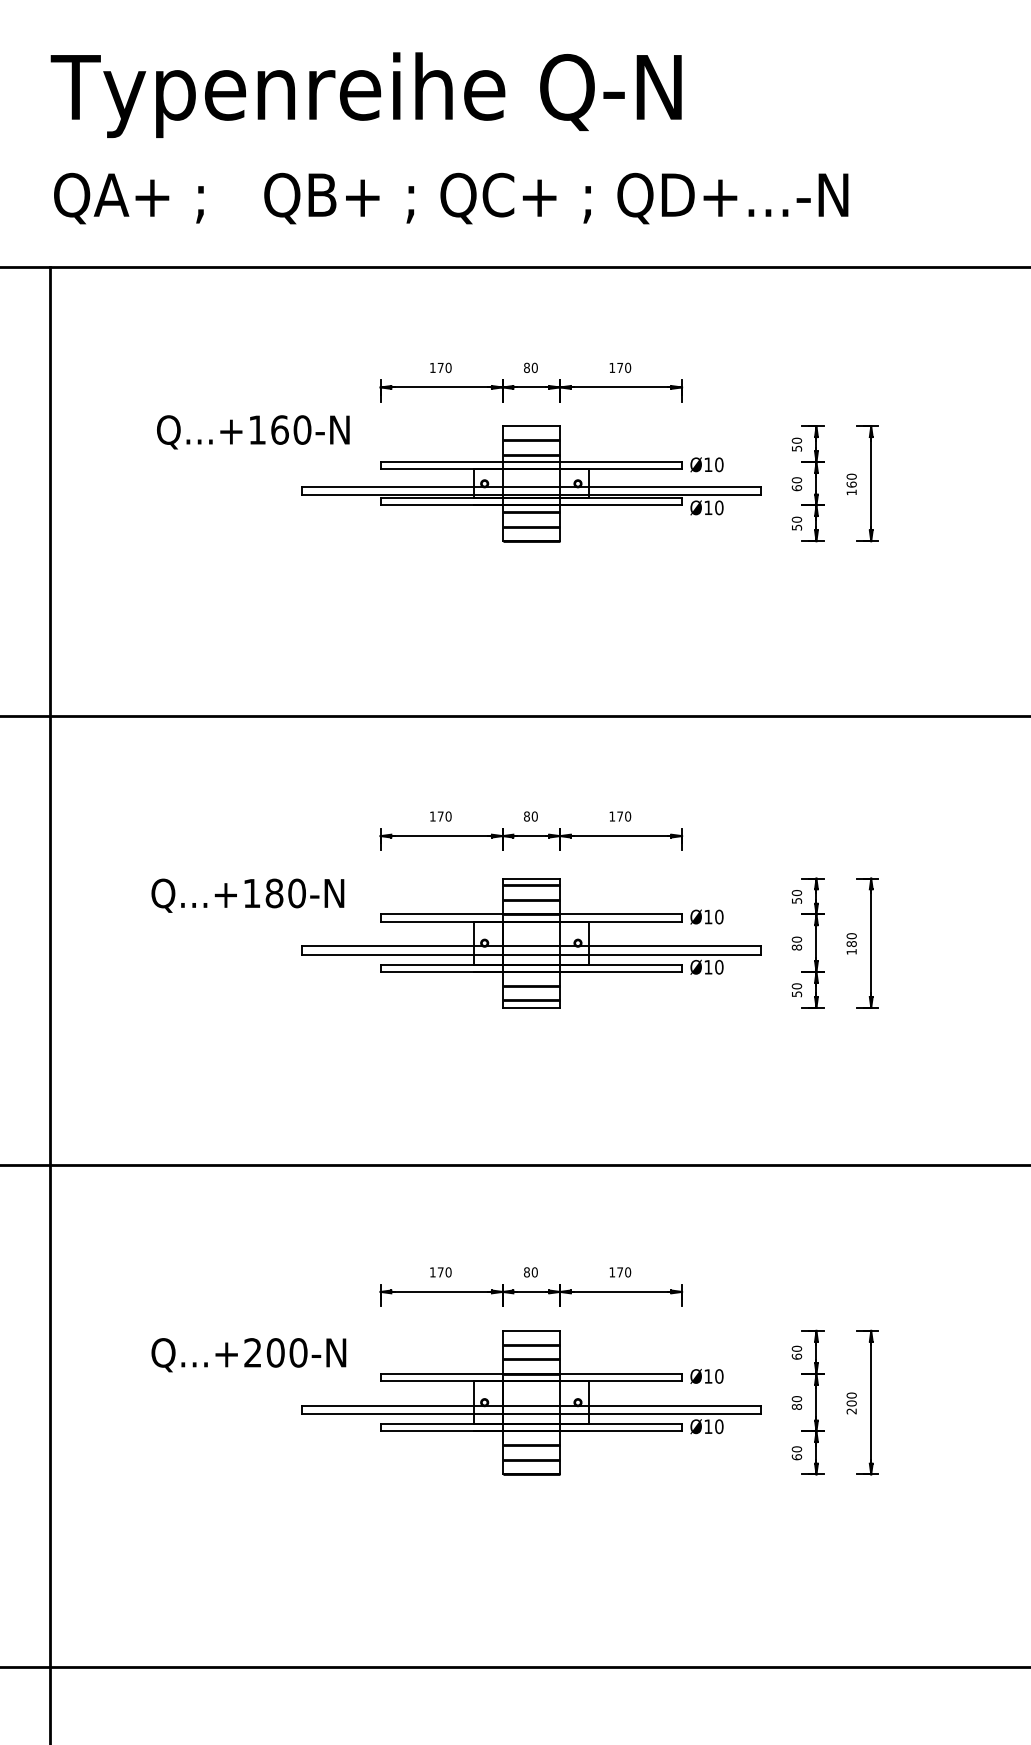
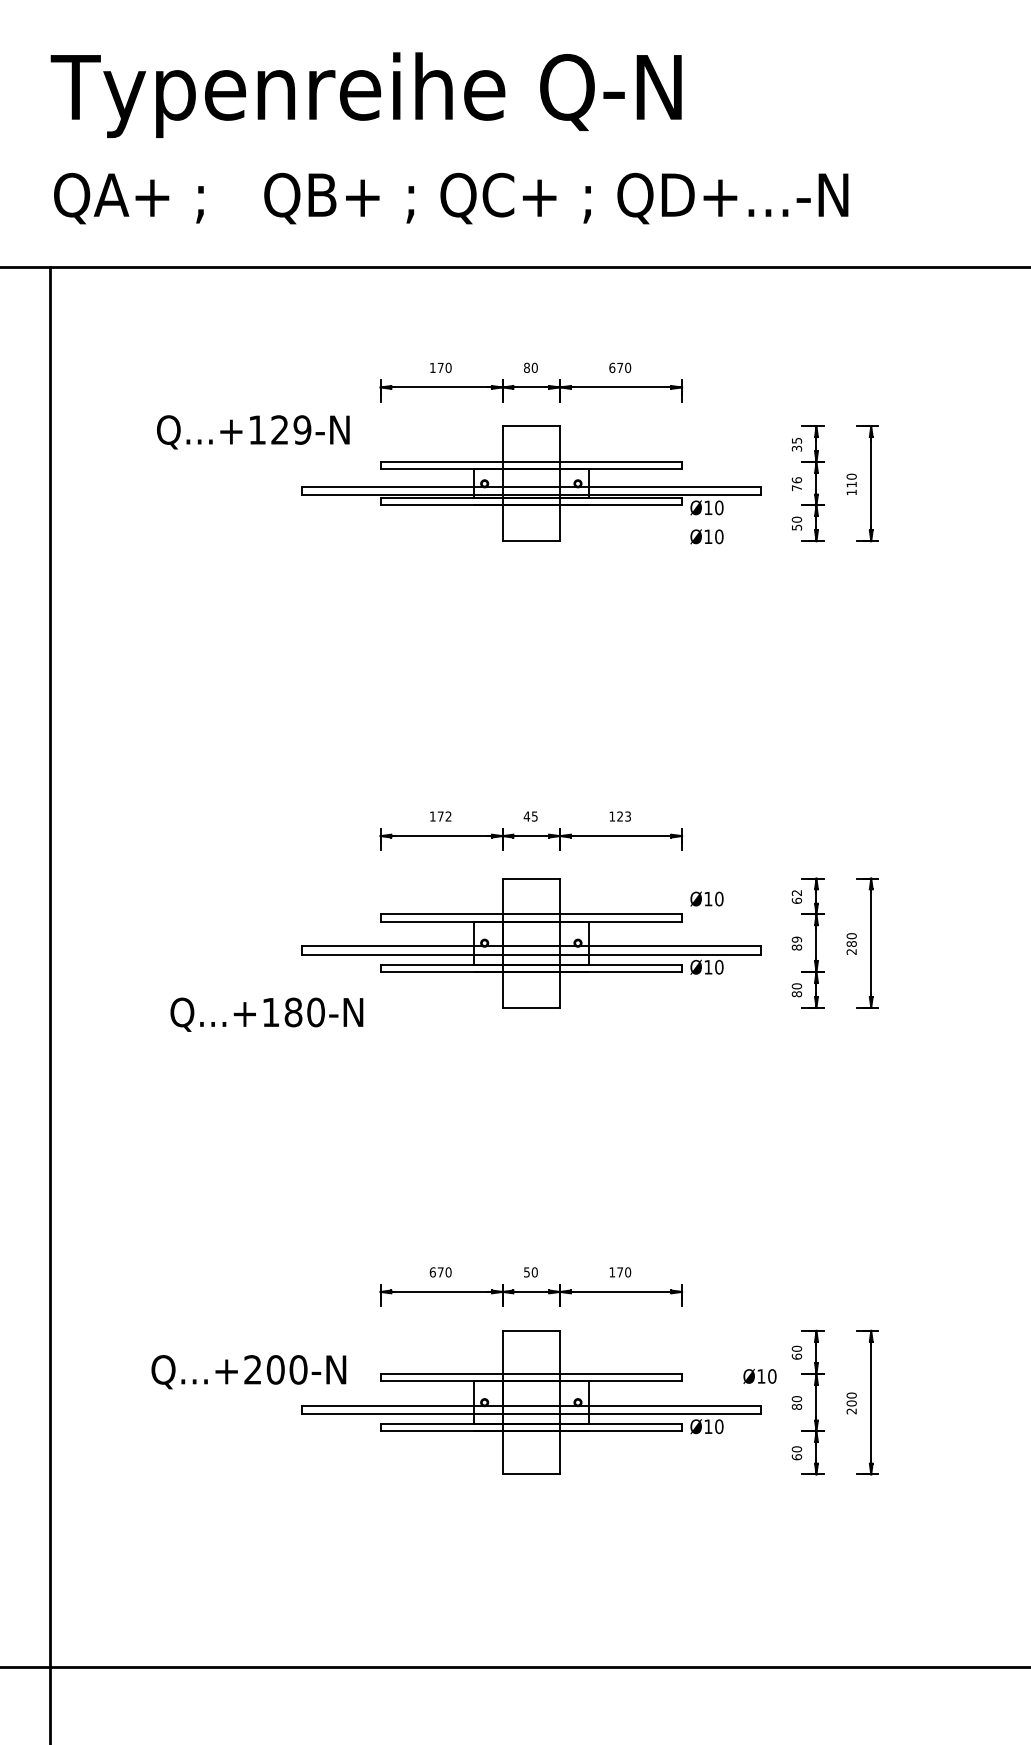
text: 170 -> 670 (612, 367)
text: Q...+160-N -> Q...+129-N (291, 429)
text: 50 -> 35 (796, 444)
hatch: present -> none (531, 447)
text position: (706, 464) -> (706, 536) (706, 536)
text: 60 -> 76 (796, 484)
text: 160 -> 110 (851, 484)
hatch: present -> none (531, 526)
line: present -> none (514, 716)
text: 170 -> 172 (448, 816)
text: 80 -> 45 (530, 816)
text: 170 -> 123 (624, 816)
text position: (247, 895) -> (266, 1014) (266, 1014)
text: 50 -> 62 (796, 896)
hatch: present -> none (531, 899)
text position: (706, 916) -> (706, 898) (706, 898)
text: 80 -> 89 (797, 939)
text: 180 -> 280 (851, 951)
hatch: present -> none (531, 992)
text: 50 -> 80 (796, 994)
line: present -> none (514, 1164)
text: 170 -> 670 (432, 1272)
text: 80 -> 50 (526, 1272)
text position: (248, 1355) -> (248, 1372) (248, 1372)
hatch: present -> none (531, 1358)
text position: (706, 1376) -> (759, 1376) (759, 1376)
hatch: present -> none (531, 1459)
